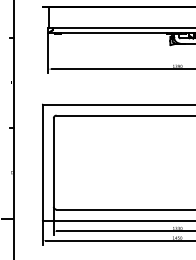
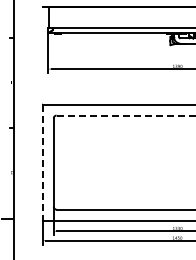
line: solid -> dashed (126, 115)
line: solid -> dashed (42, 162)
